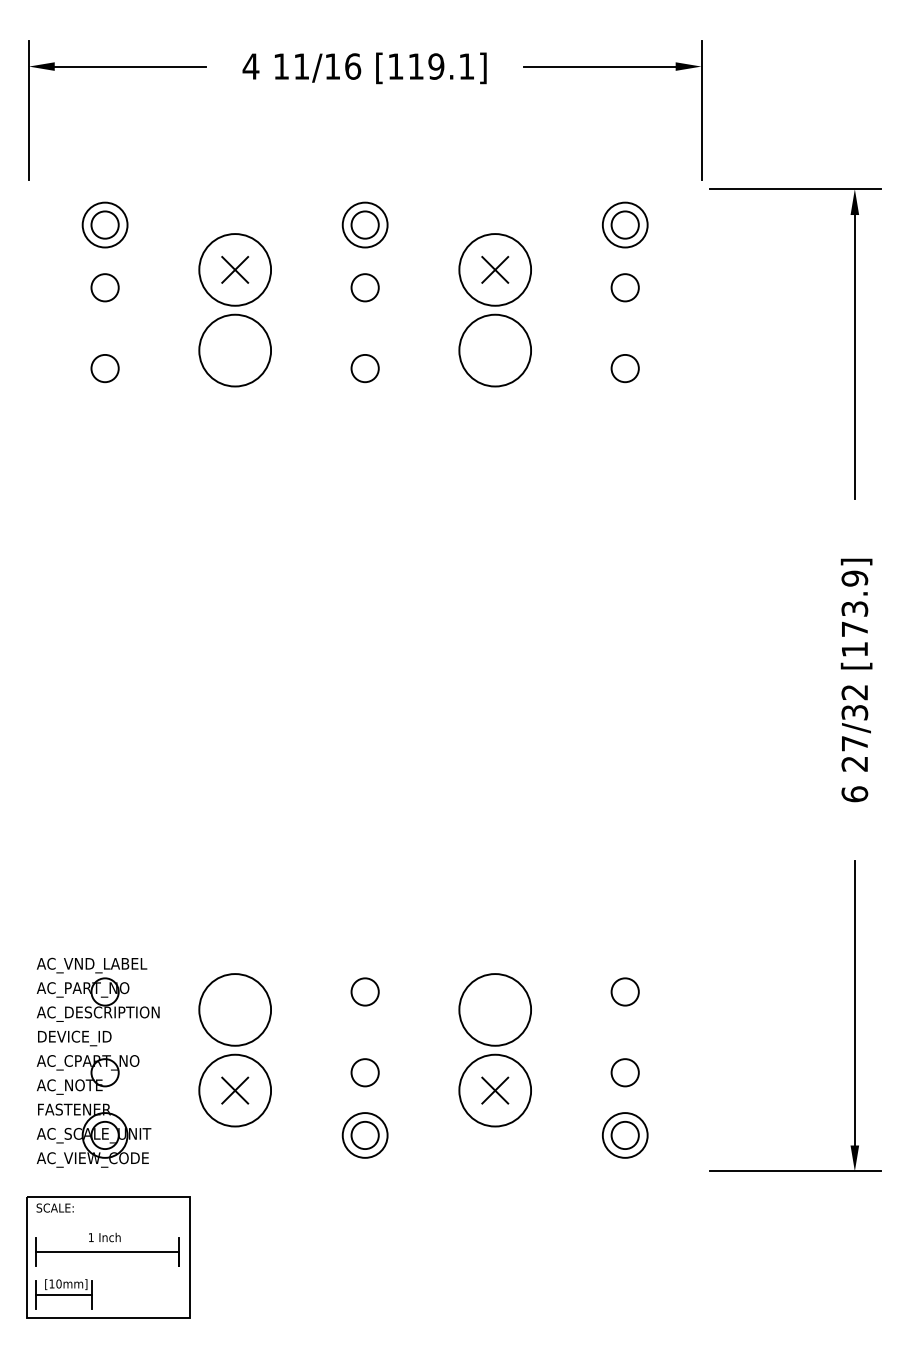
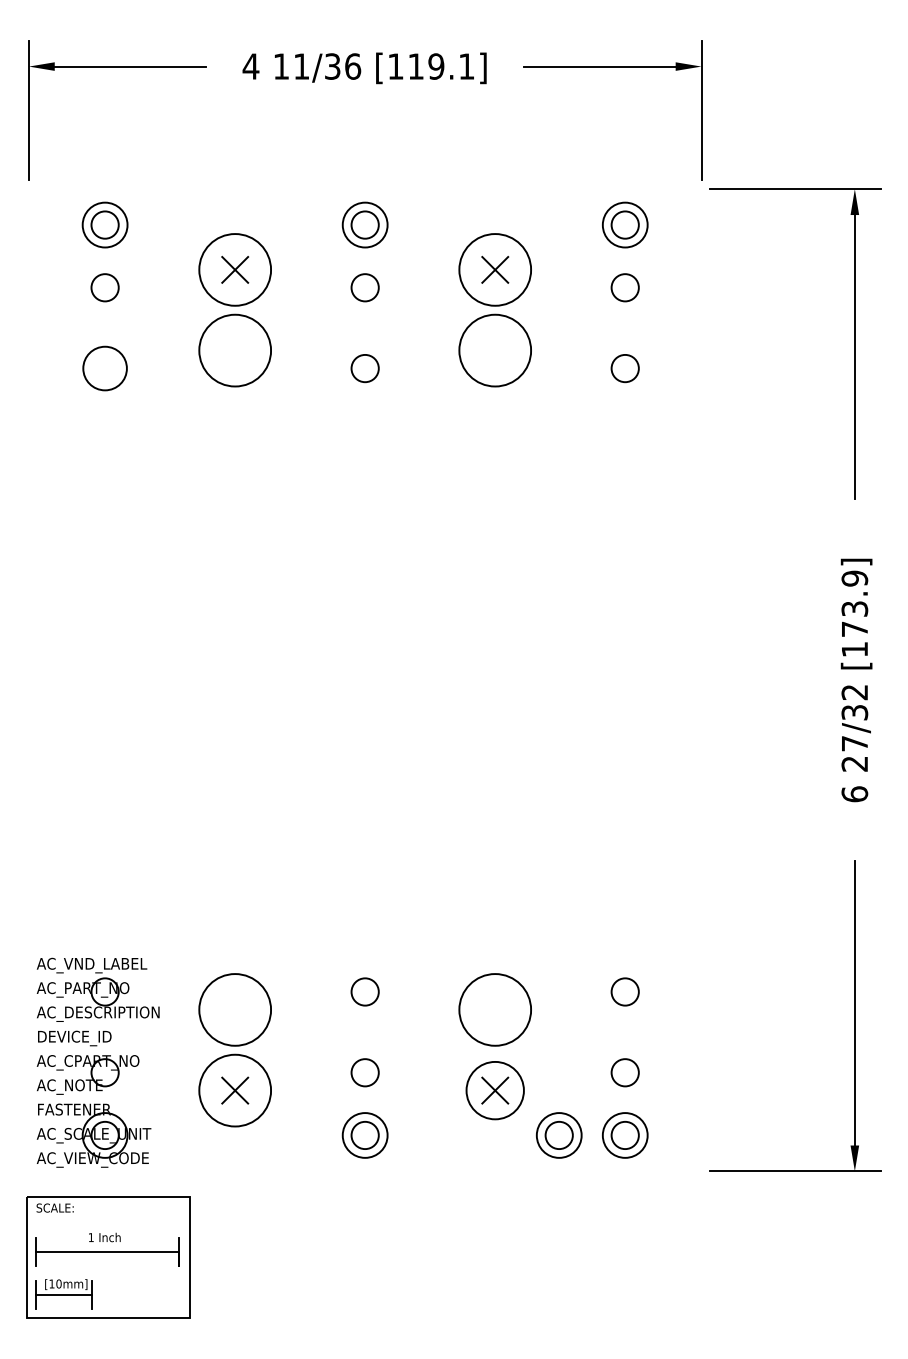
text: 11/16 -> 11/36 (332, 66)
circle diameter: 27 px -> 44 px (104, 368)
circle diameter: 72 px -> 57 px (494, 1090)
part: none -> present (559, 1135)
